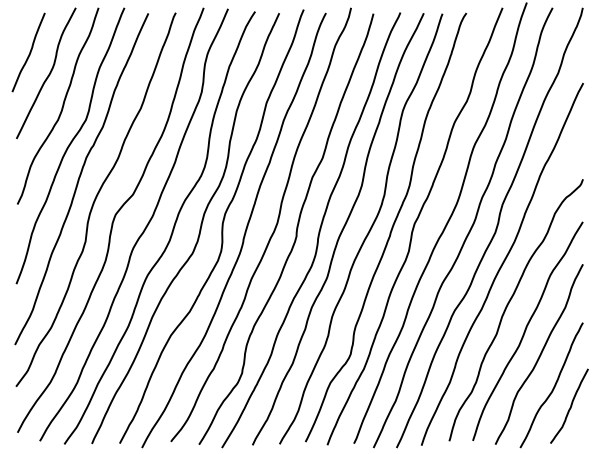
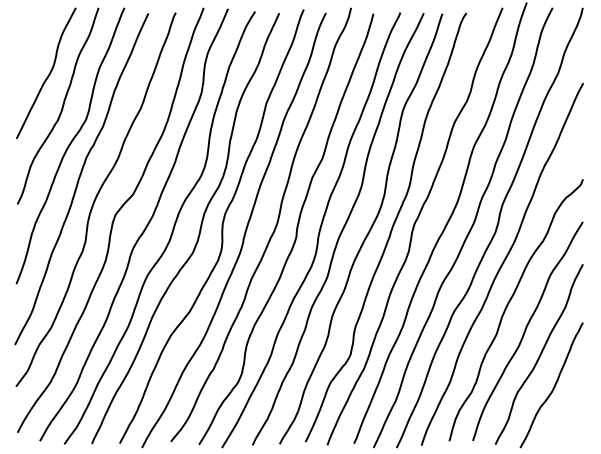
curve: present -> none (29, 52)
curve: present -> none (570, 405)
